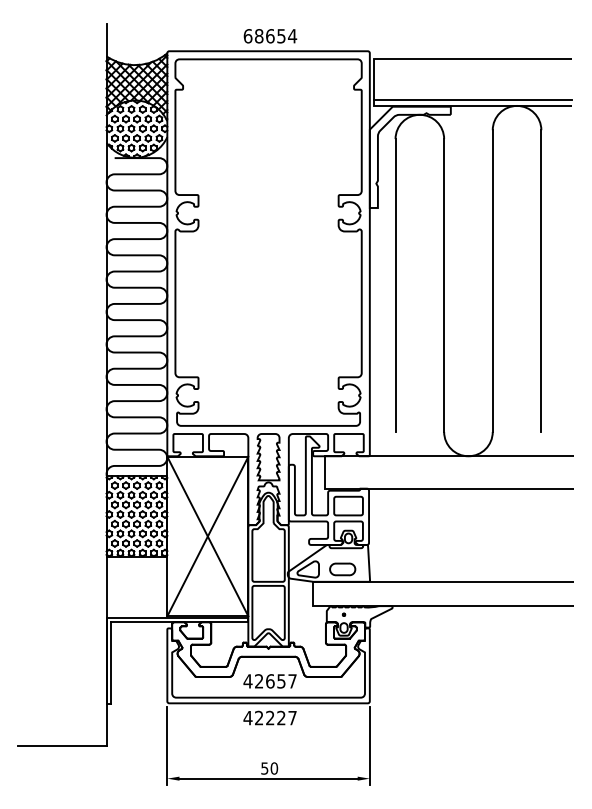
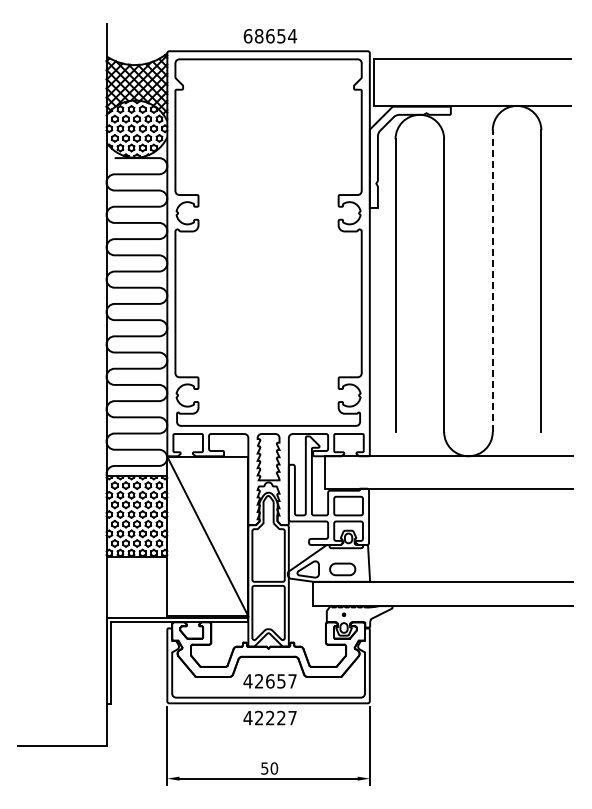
line: present -> none (472, 99)
line: solid -> dashed (492, 281)
line: present -> none (207, 536)
